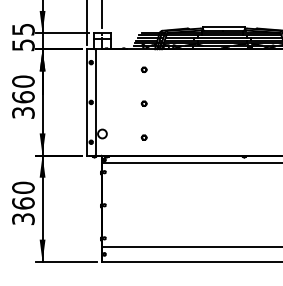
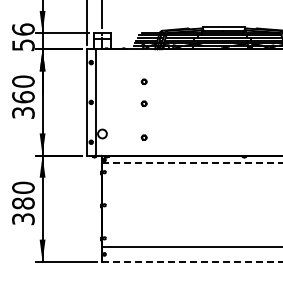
text: 55 -> 56 (23, 29)
part position: (143, 69) -> (143, 81) (143, 81)
line: solid -> dashed (192, 162)
text: 360 -> 380 (23, 203)
line: solid -> dashed (192, 261)
